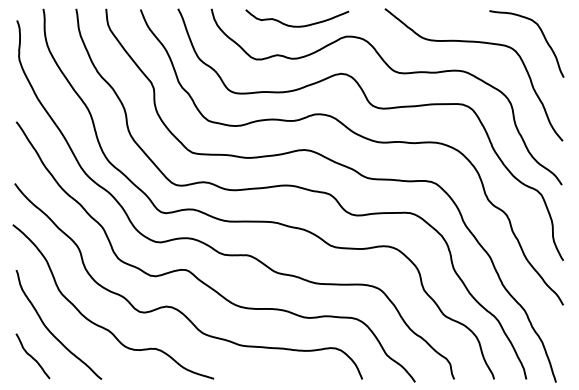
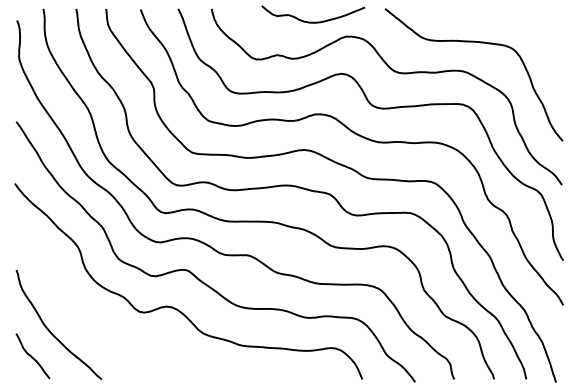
curve position: (297, 25) -> (313, 21) (313, 21)
curve: present -> none (542, 35)
curve: present -> none (100, 325)
